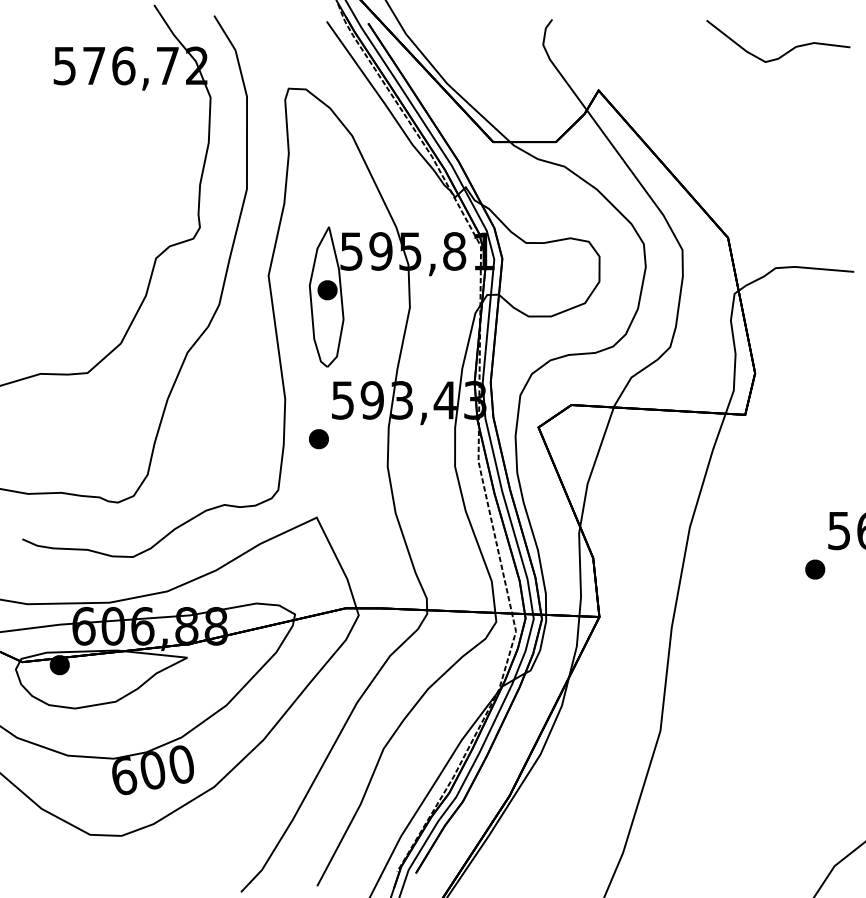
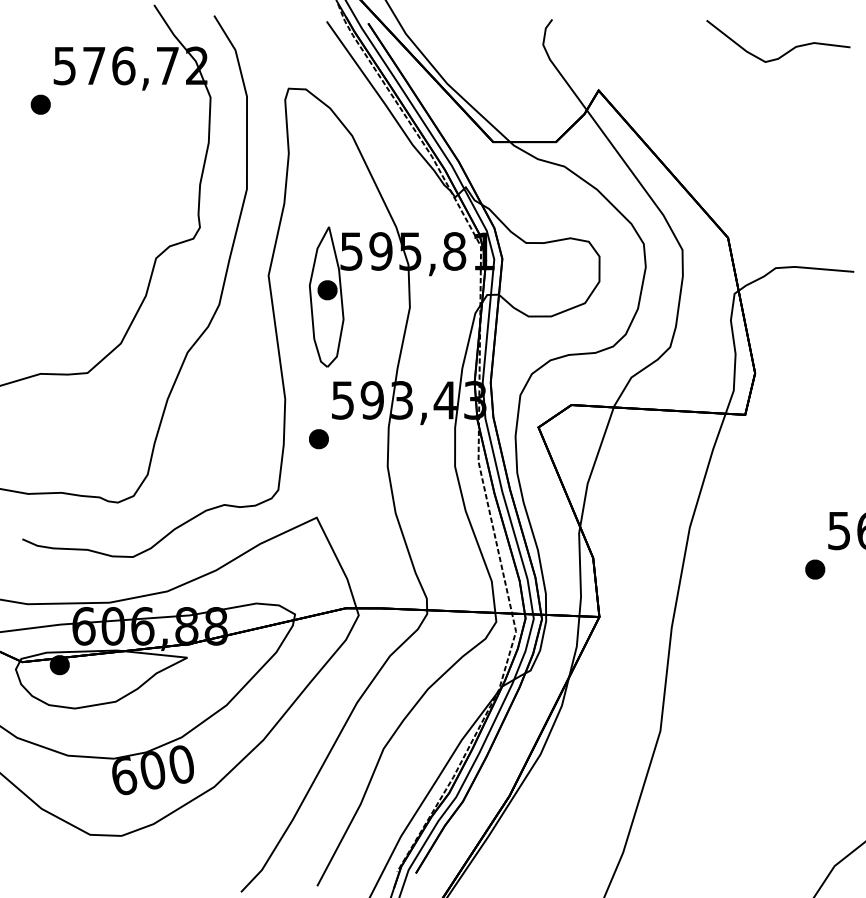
part: none -> present (40, 104)
